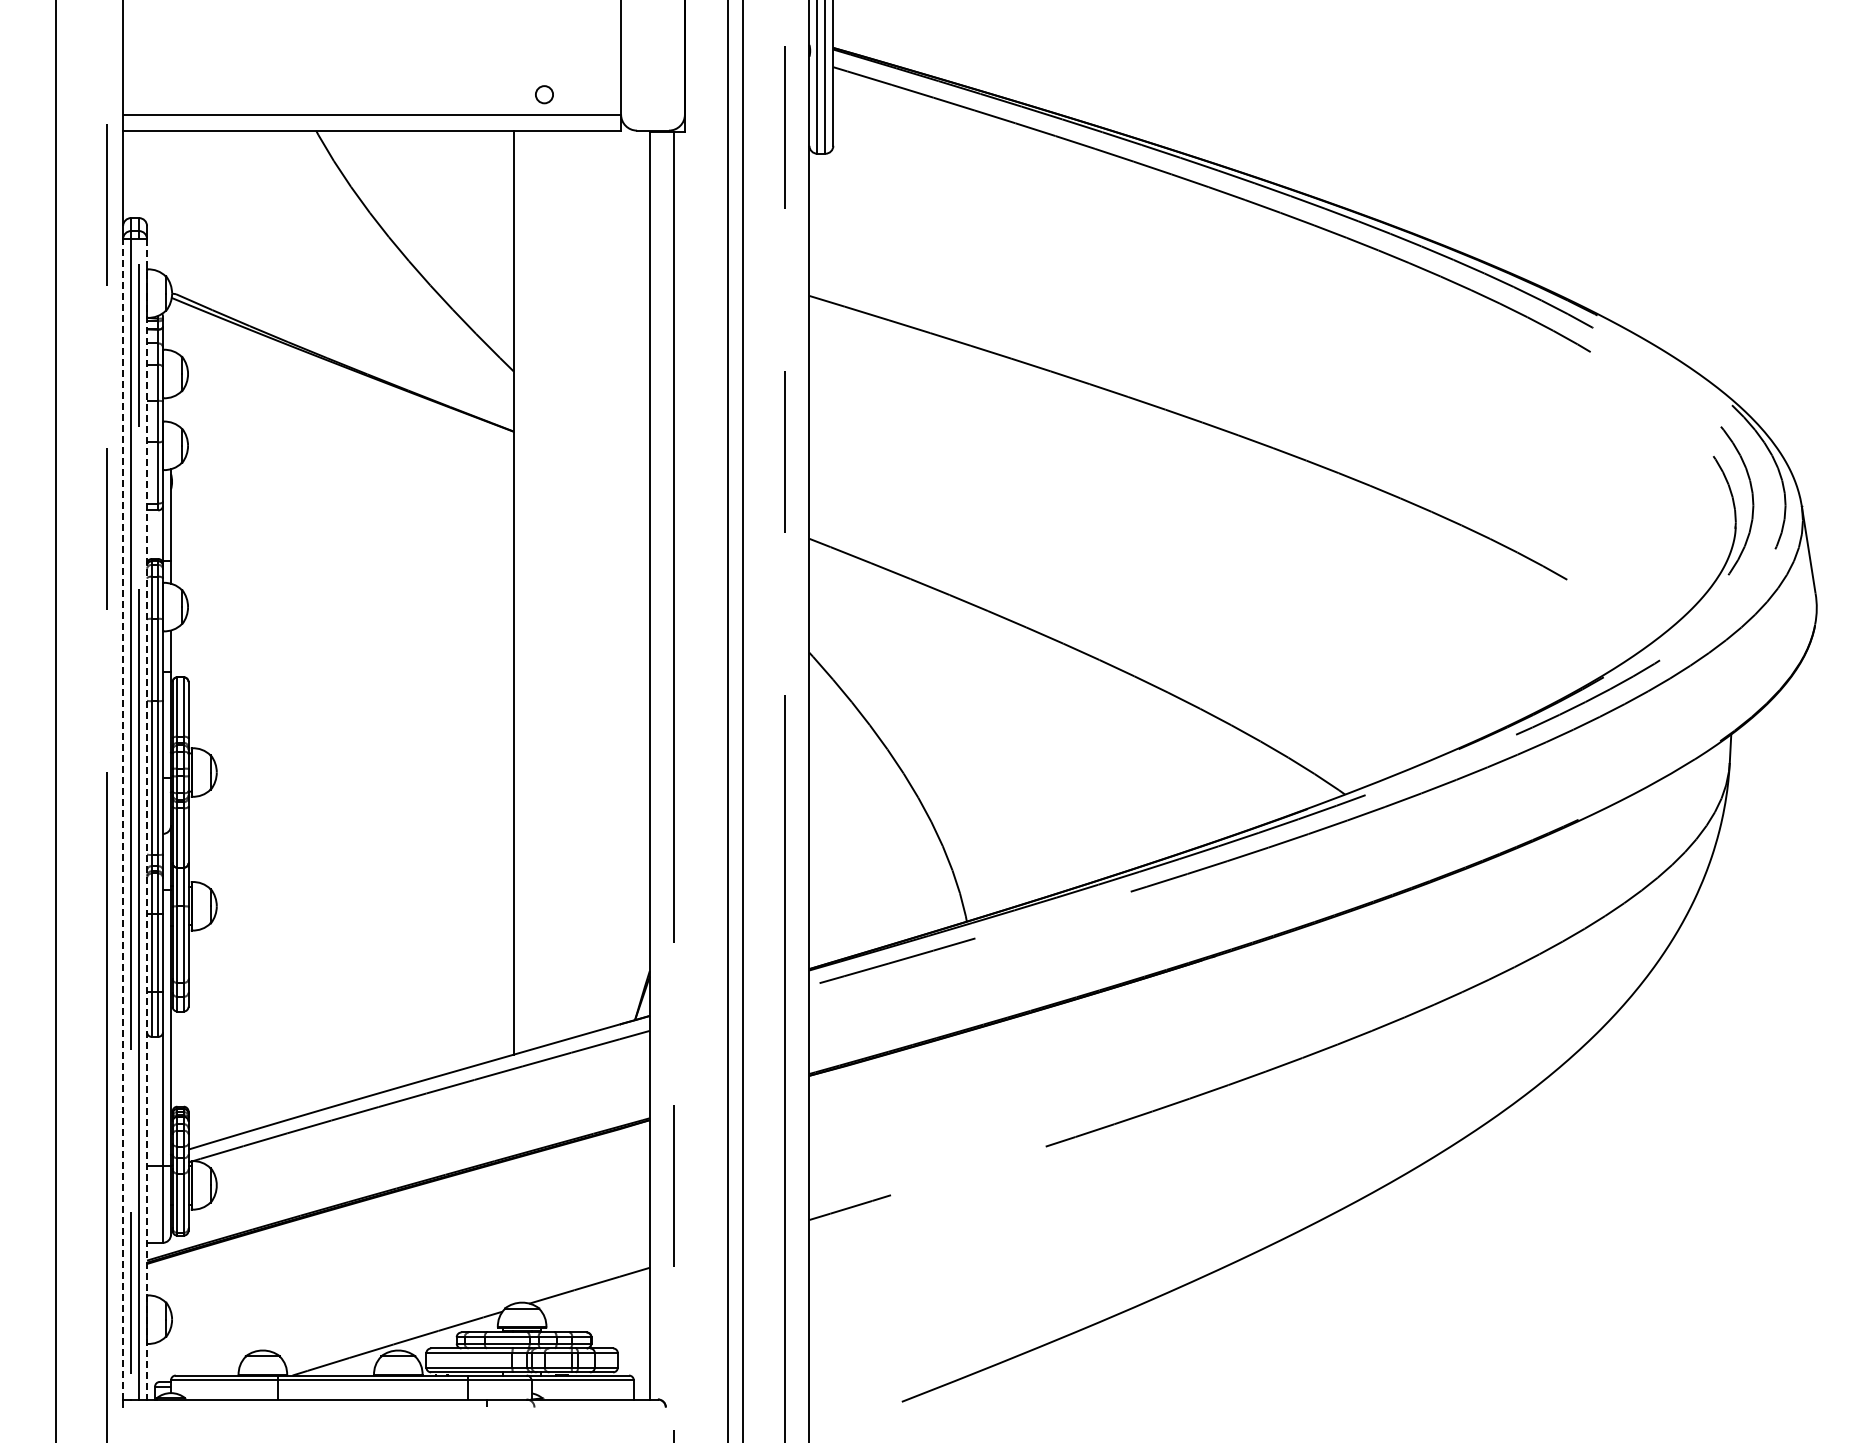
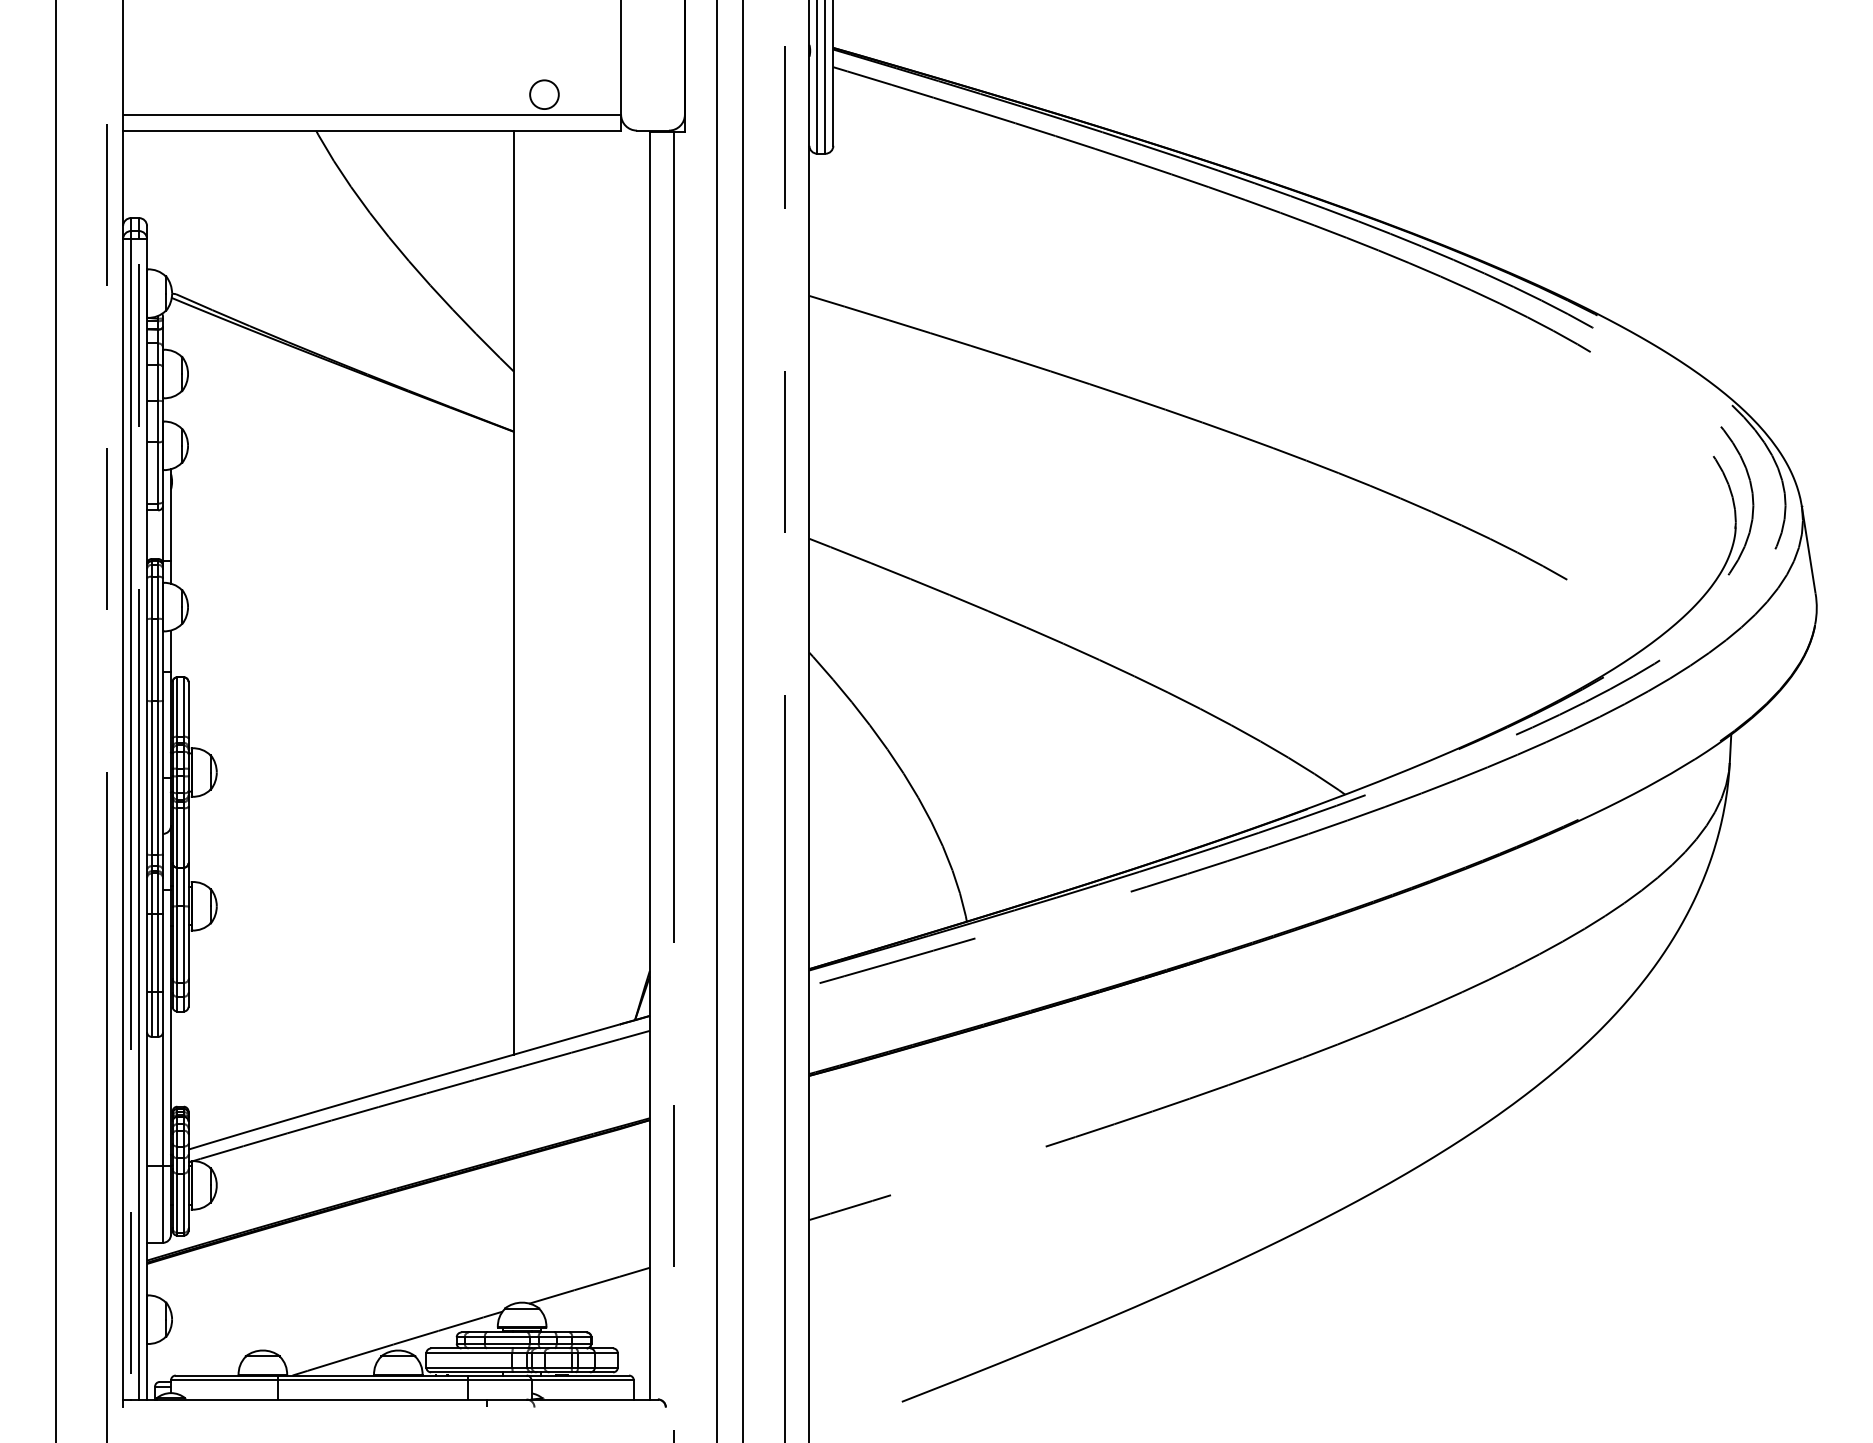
circle diameter: 17 px -> 29 px (544, 94)
line position: (727, 720) -> (716, 720) (716, 720)
line: dashed -> solid (123, 818)
line: dashed -> solid (147, 819)
